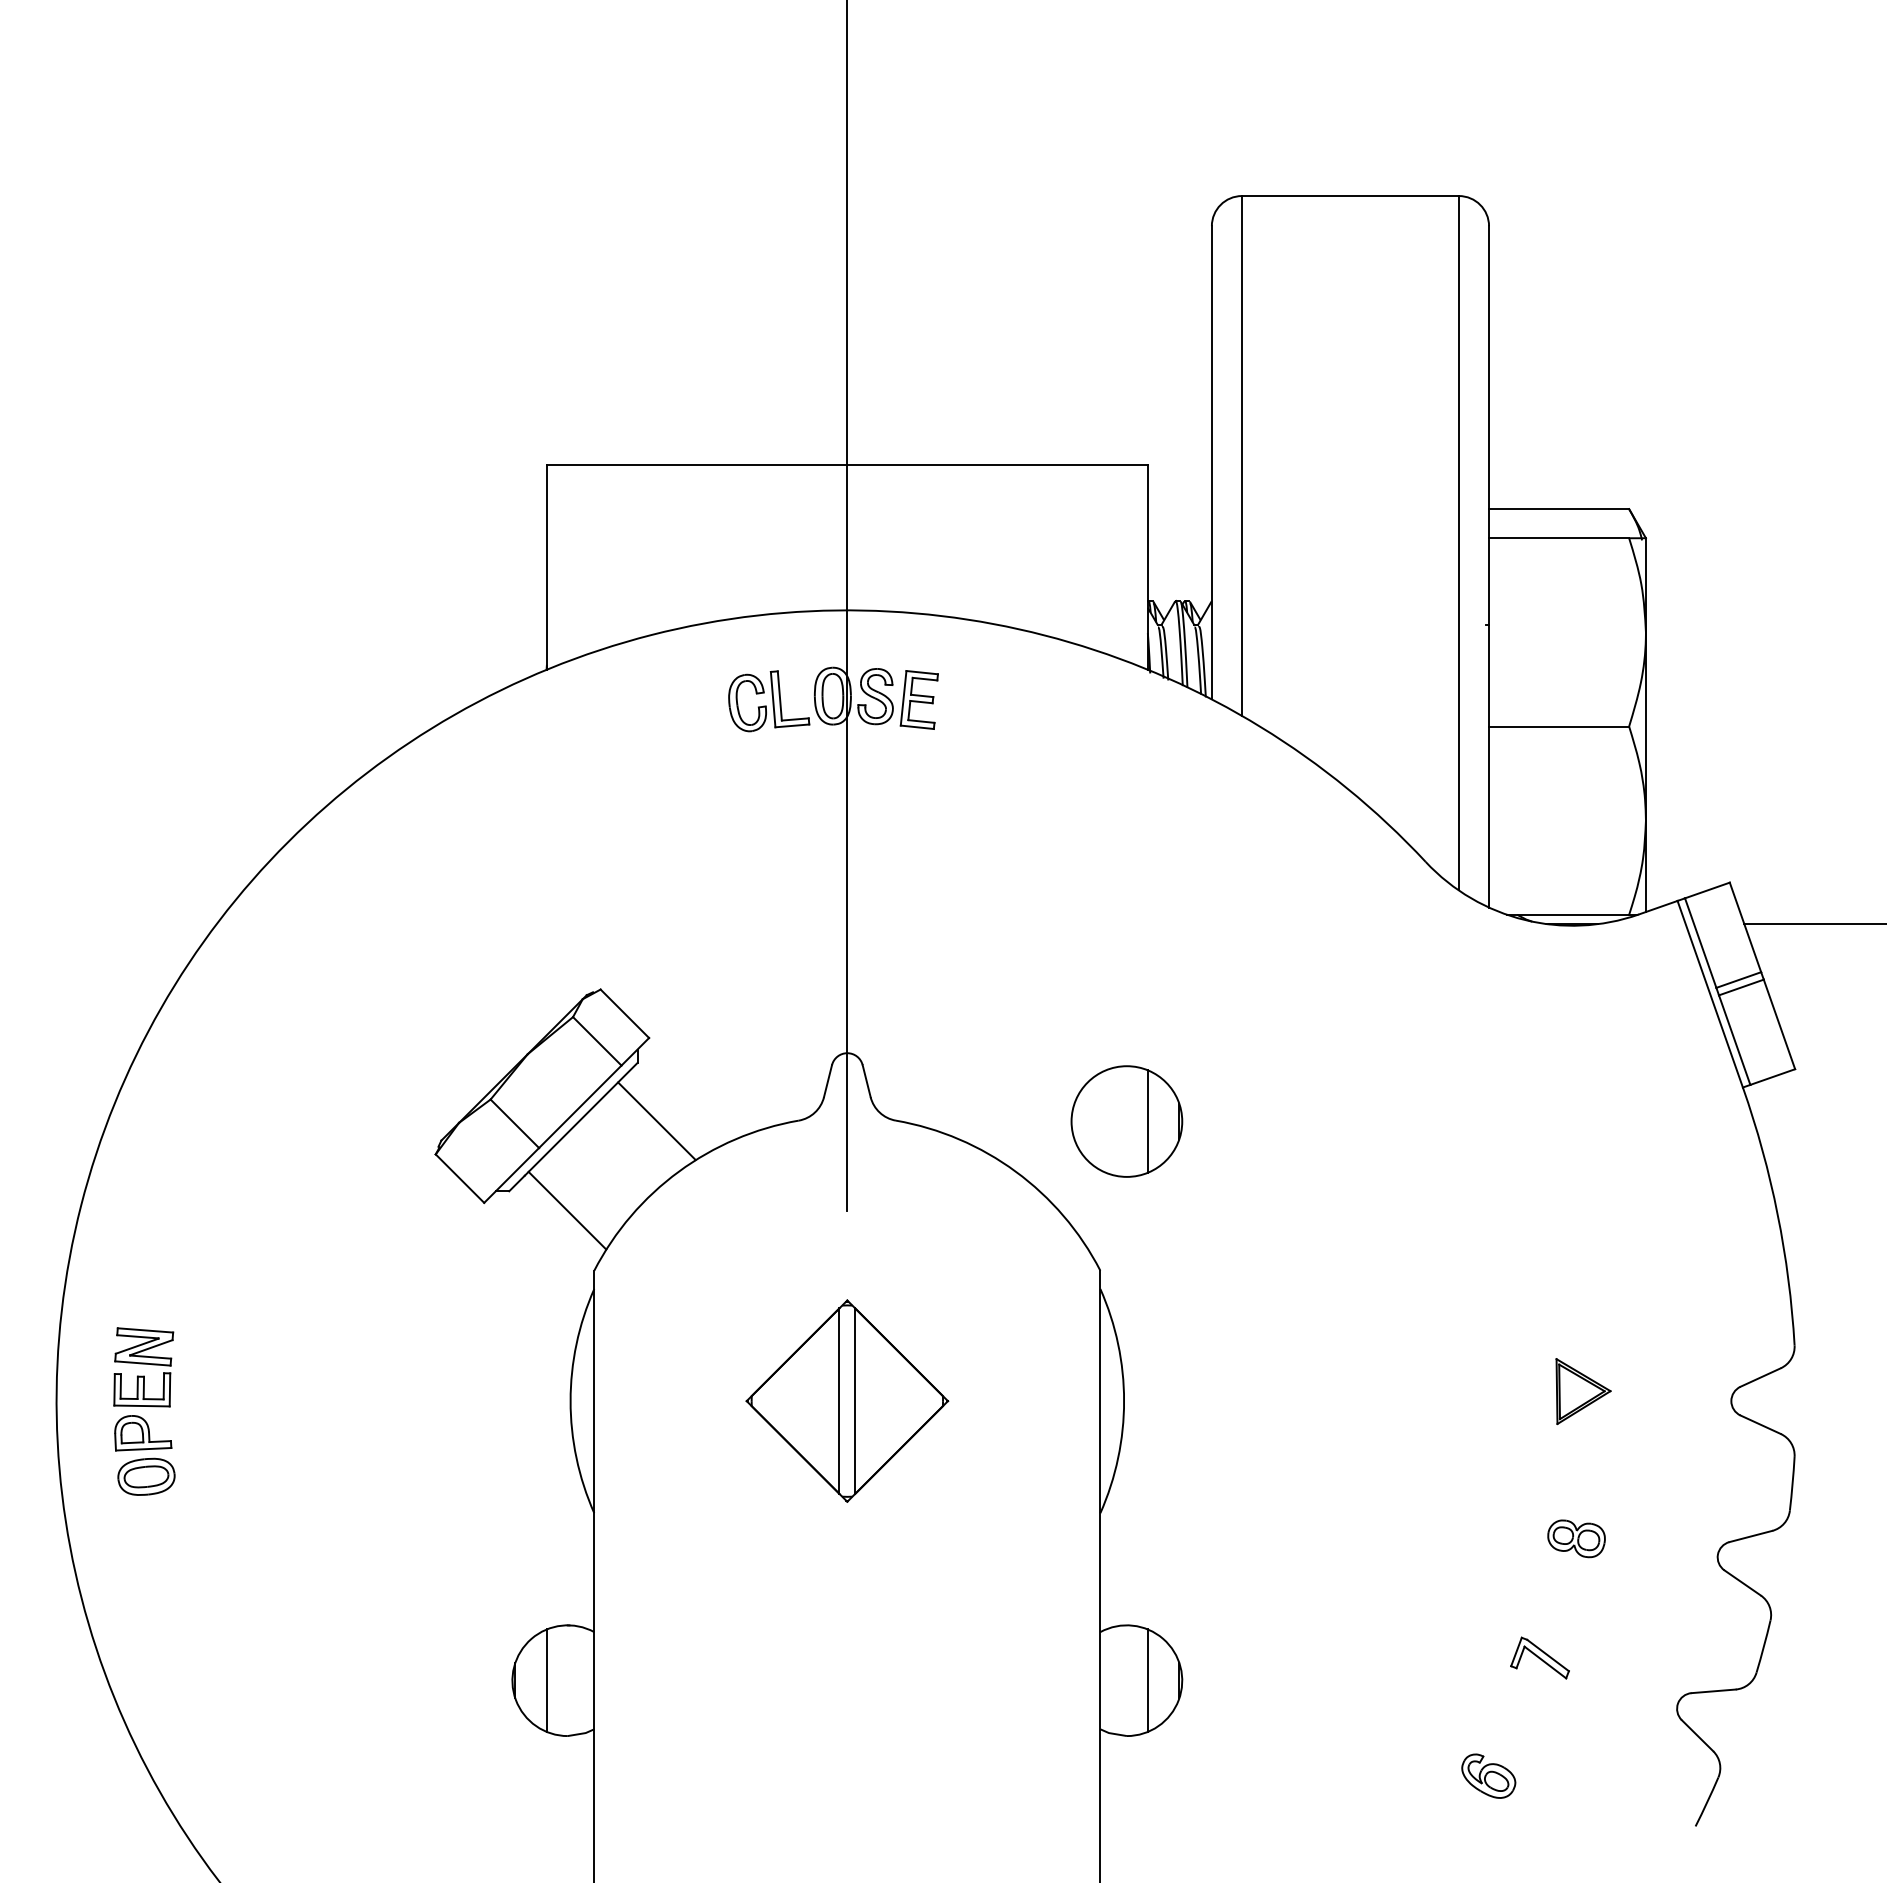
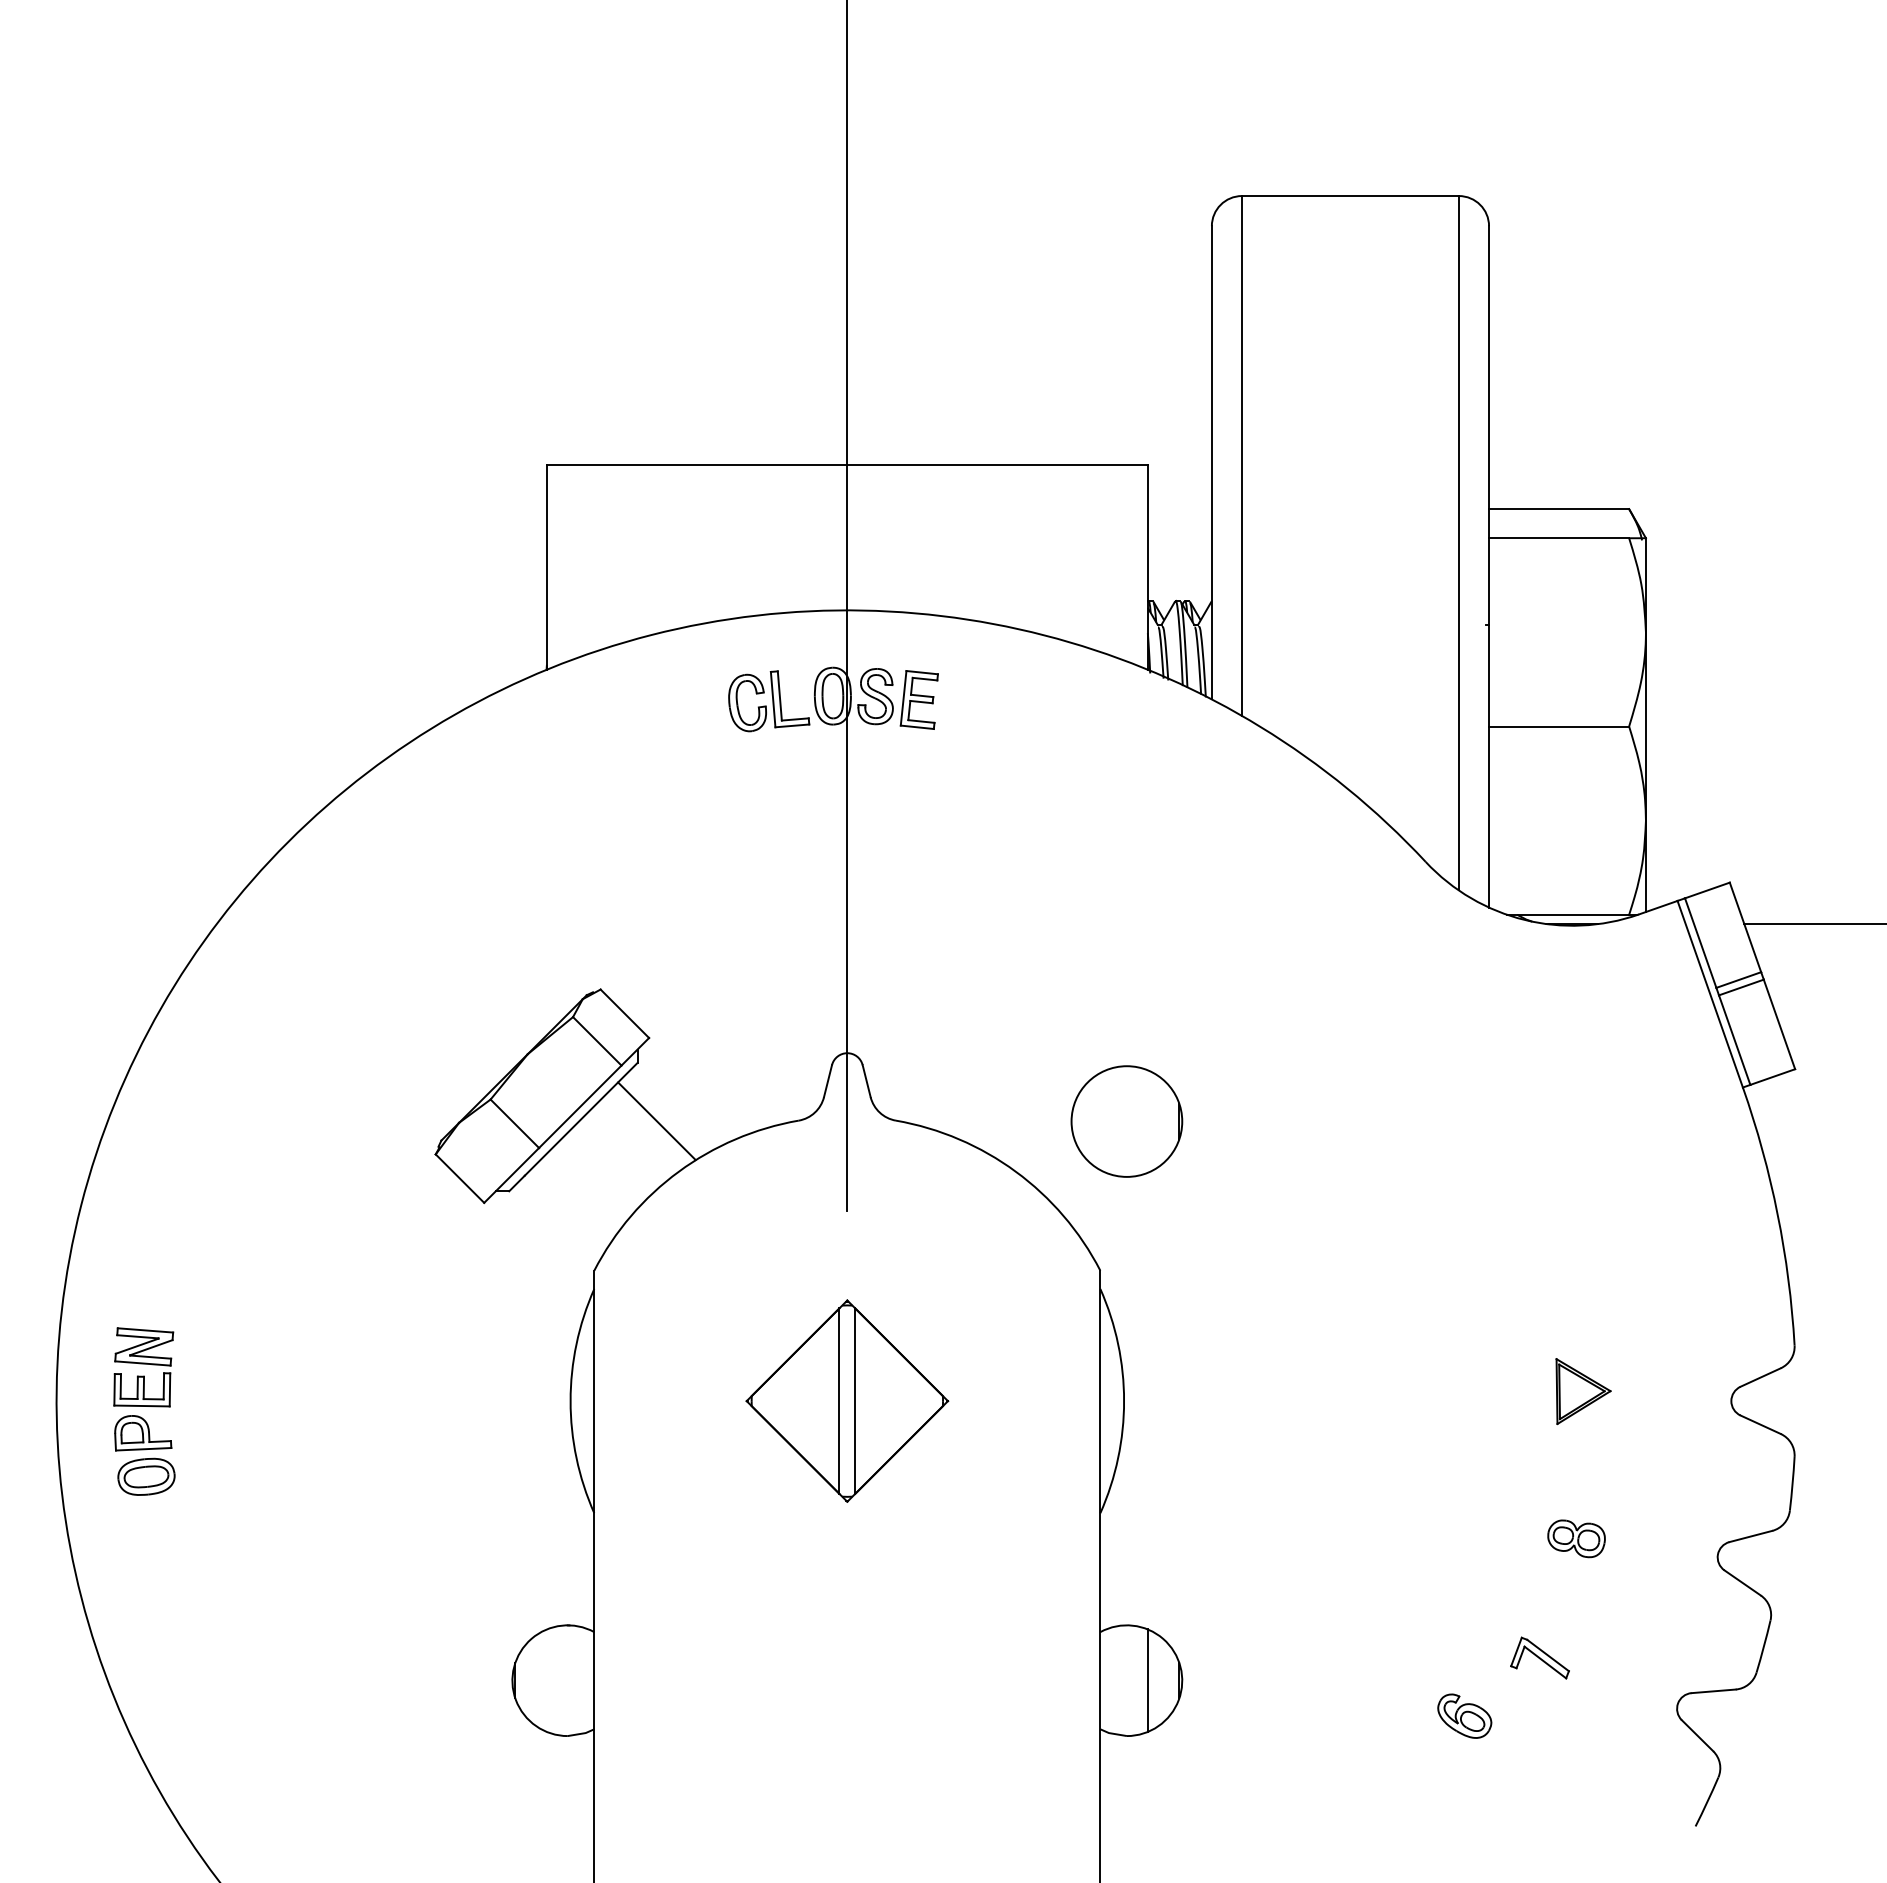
line: present -> none (1147, 1121)
line: present -> none (567, 1210)
line: present -> none (546, 1680)
part position: (1488, 1775) -> (1464, 1715) (1464, 1715)
